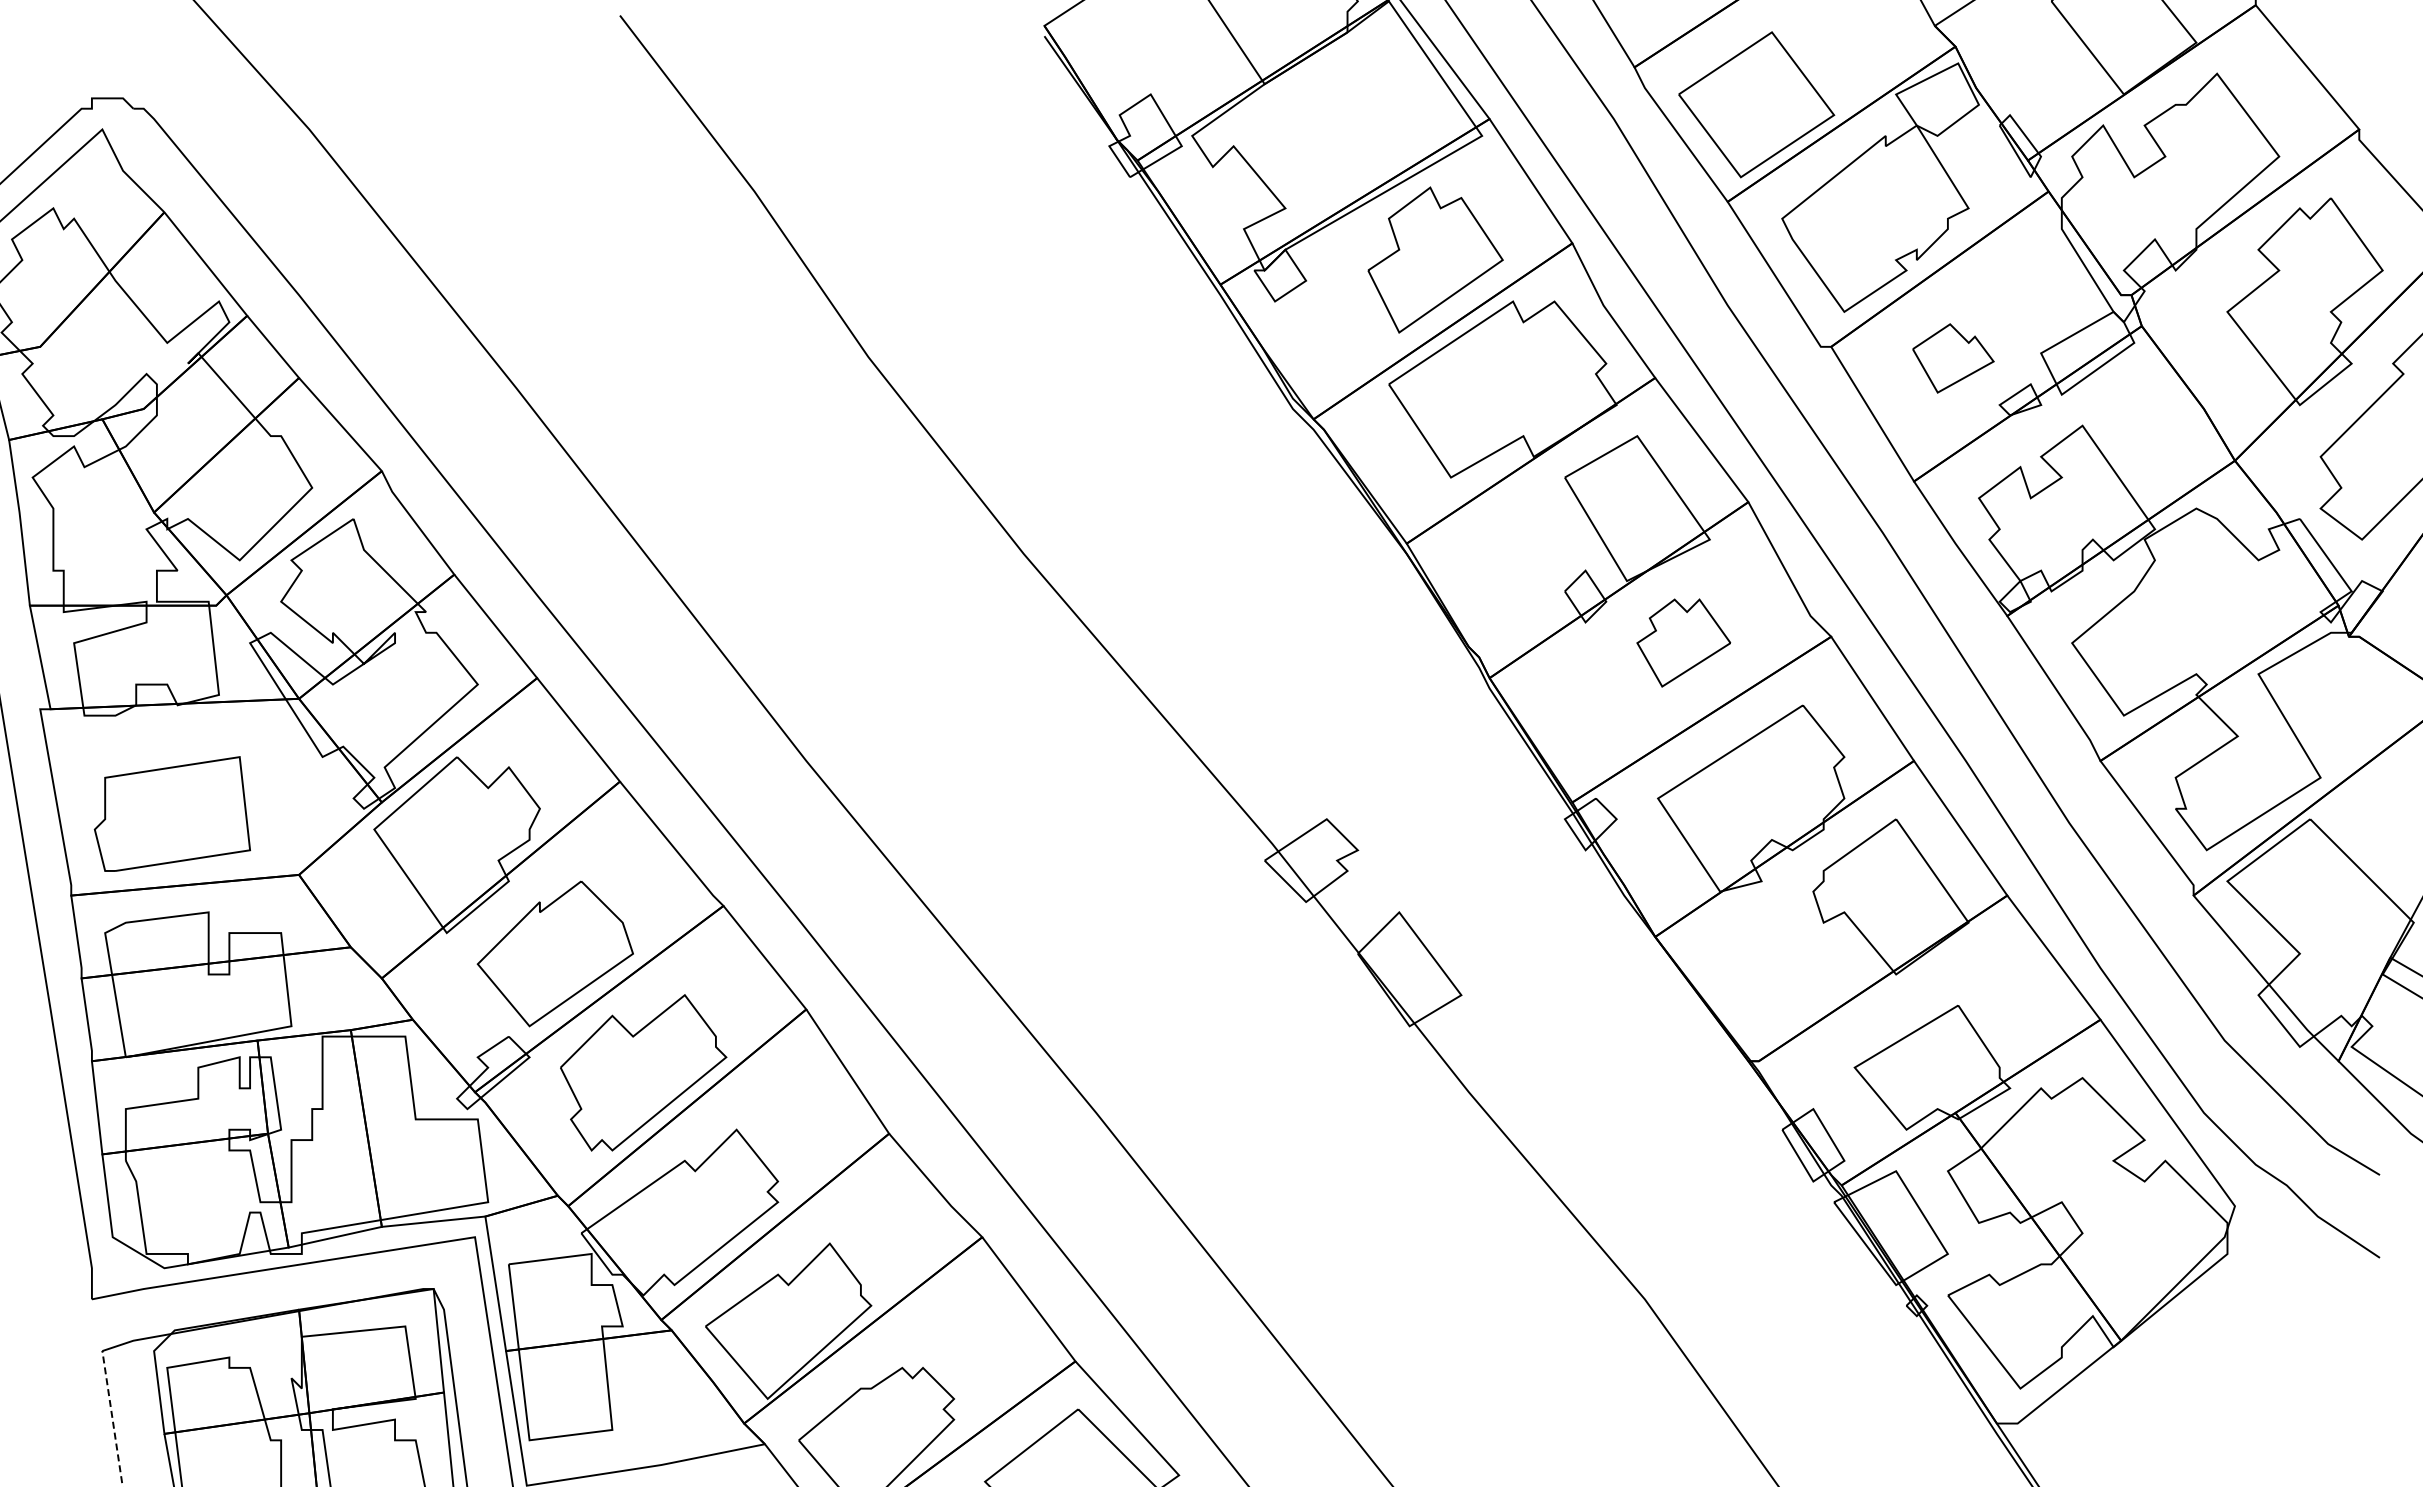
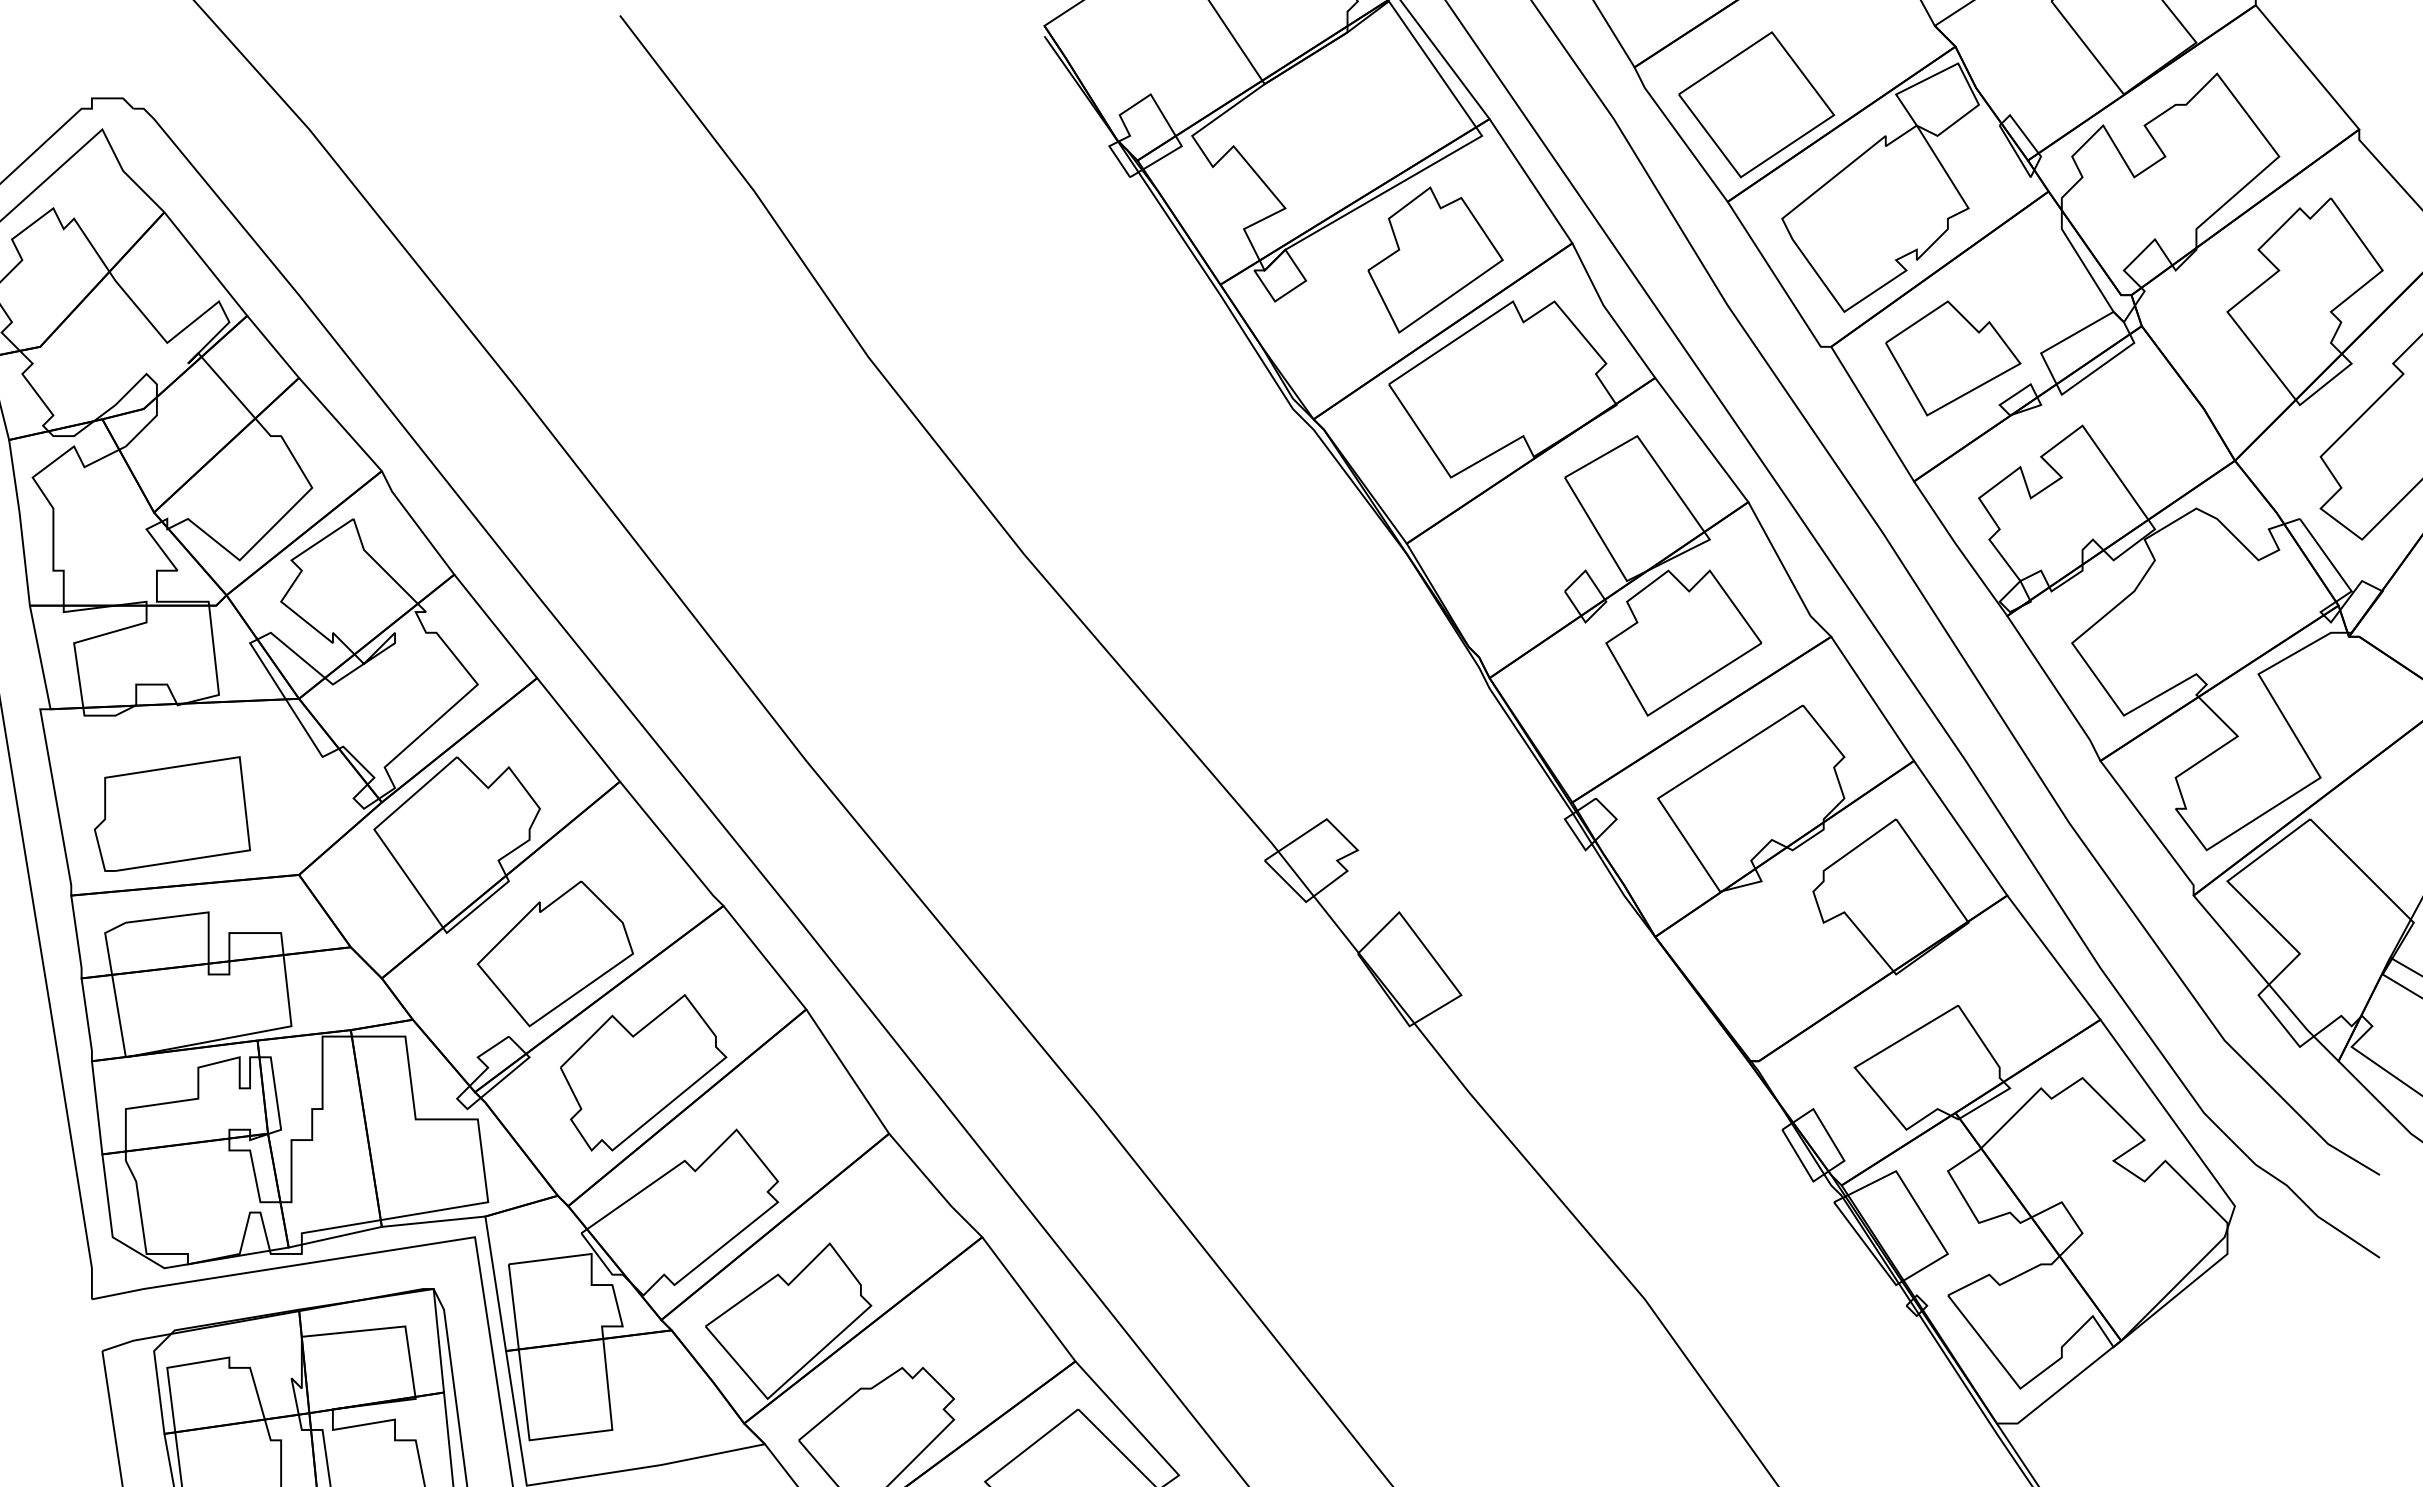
part size: 83x71 px -> 137x117 px (1953, 358)
part size: 96x90 px -> 158x148 px (1683, 642)
line: dashed -> solid (112, 1418)
